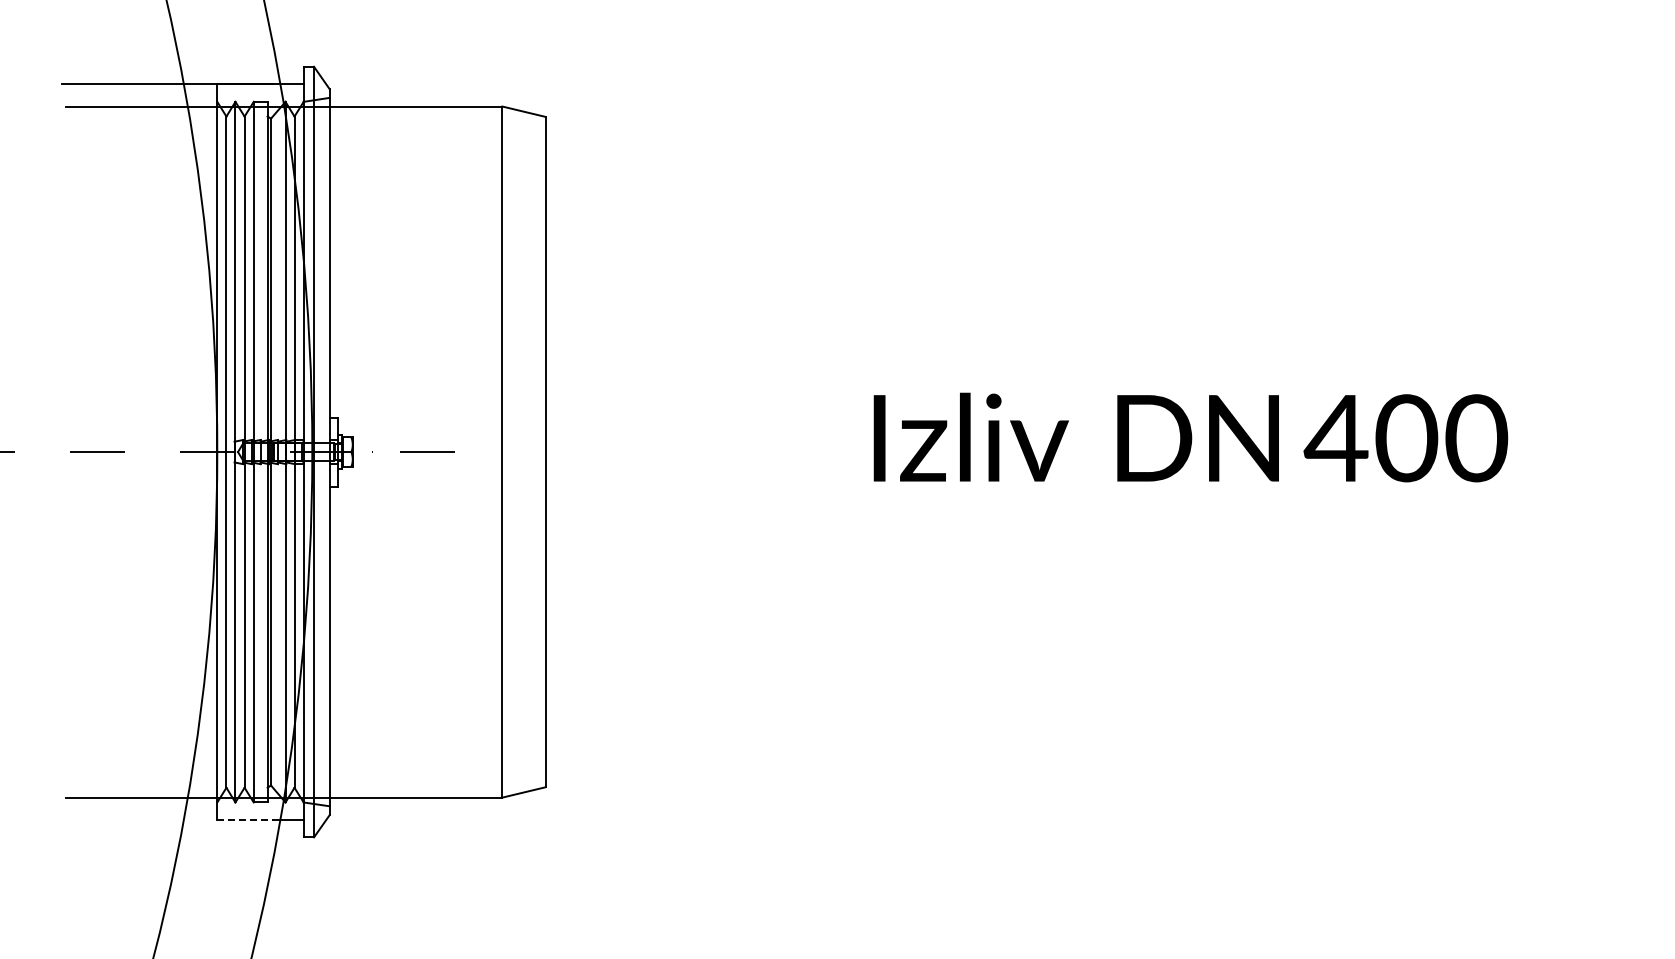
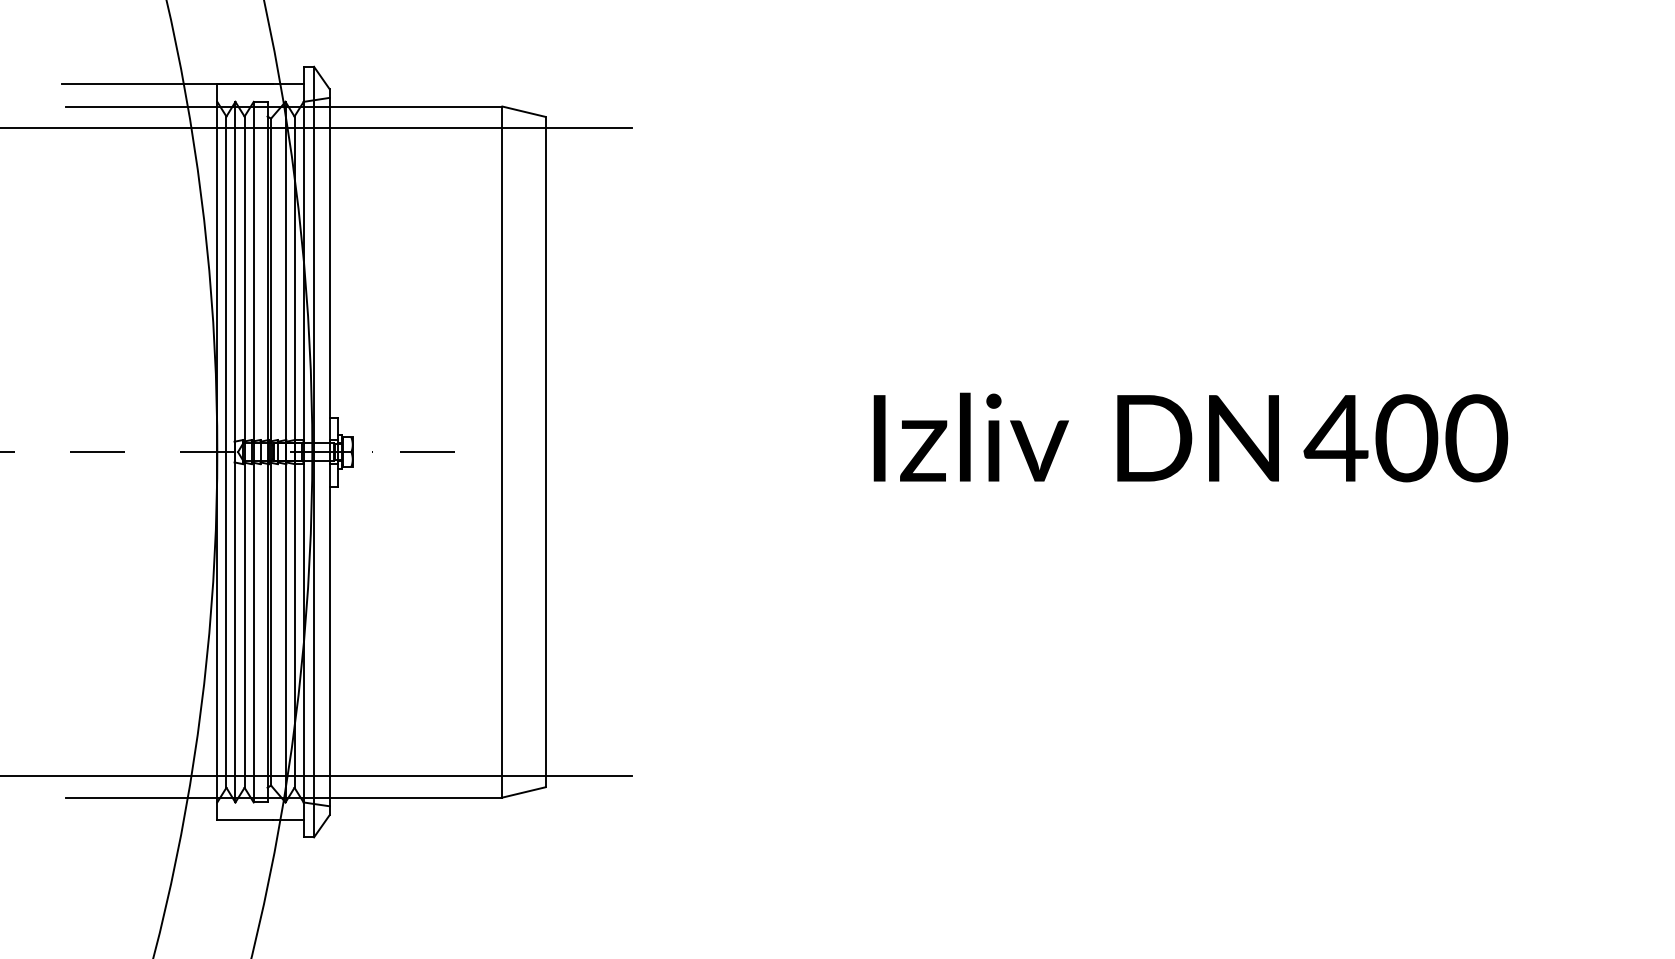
line: none -> present (316, 127)
line: none -> present (316, 776)
line: dashed -> solid (244, 820)
